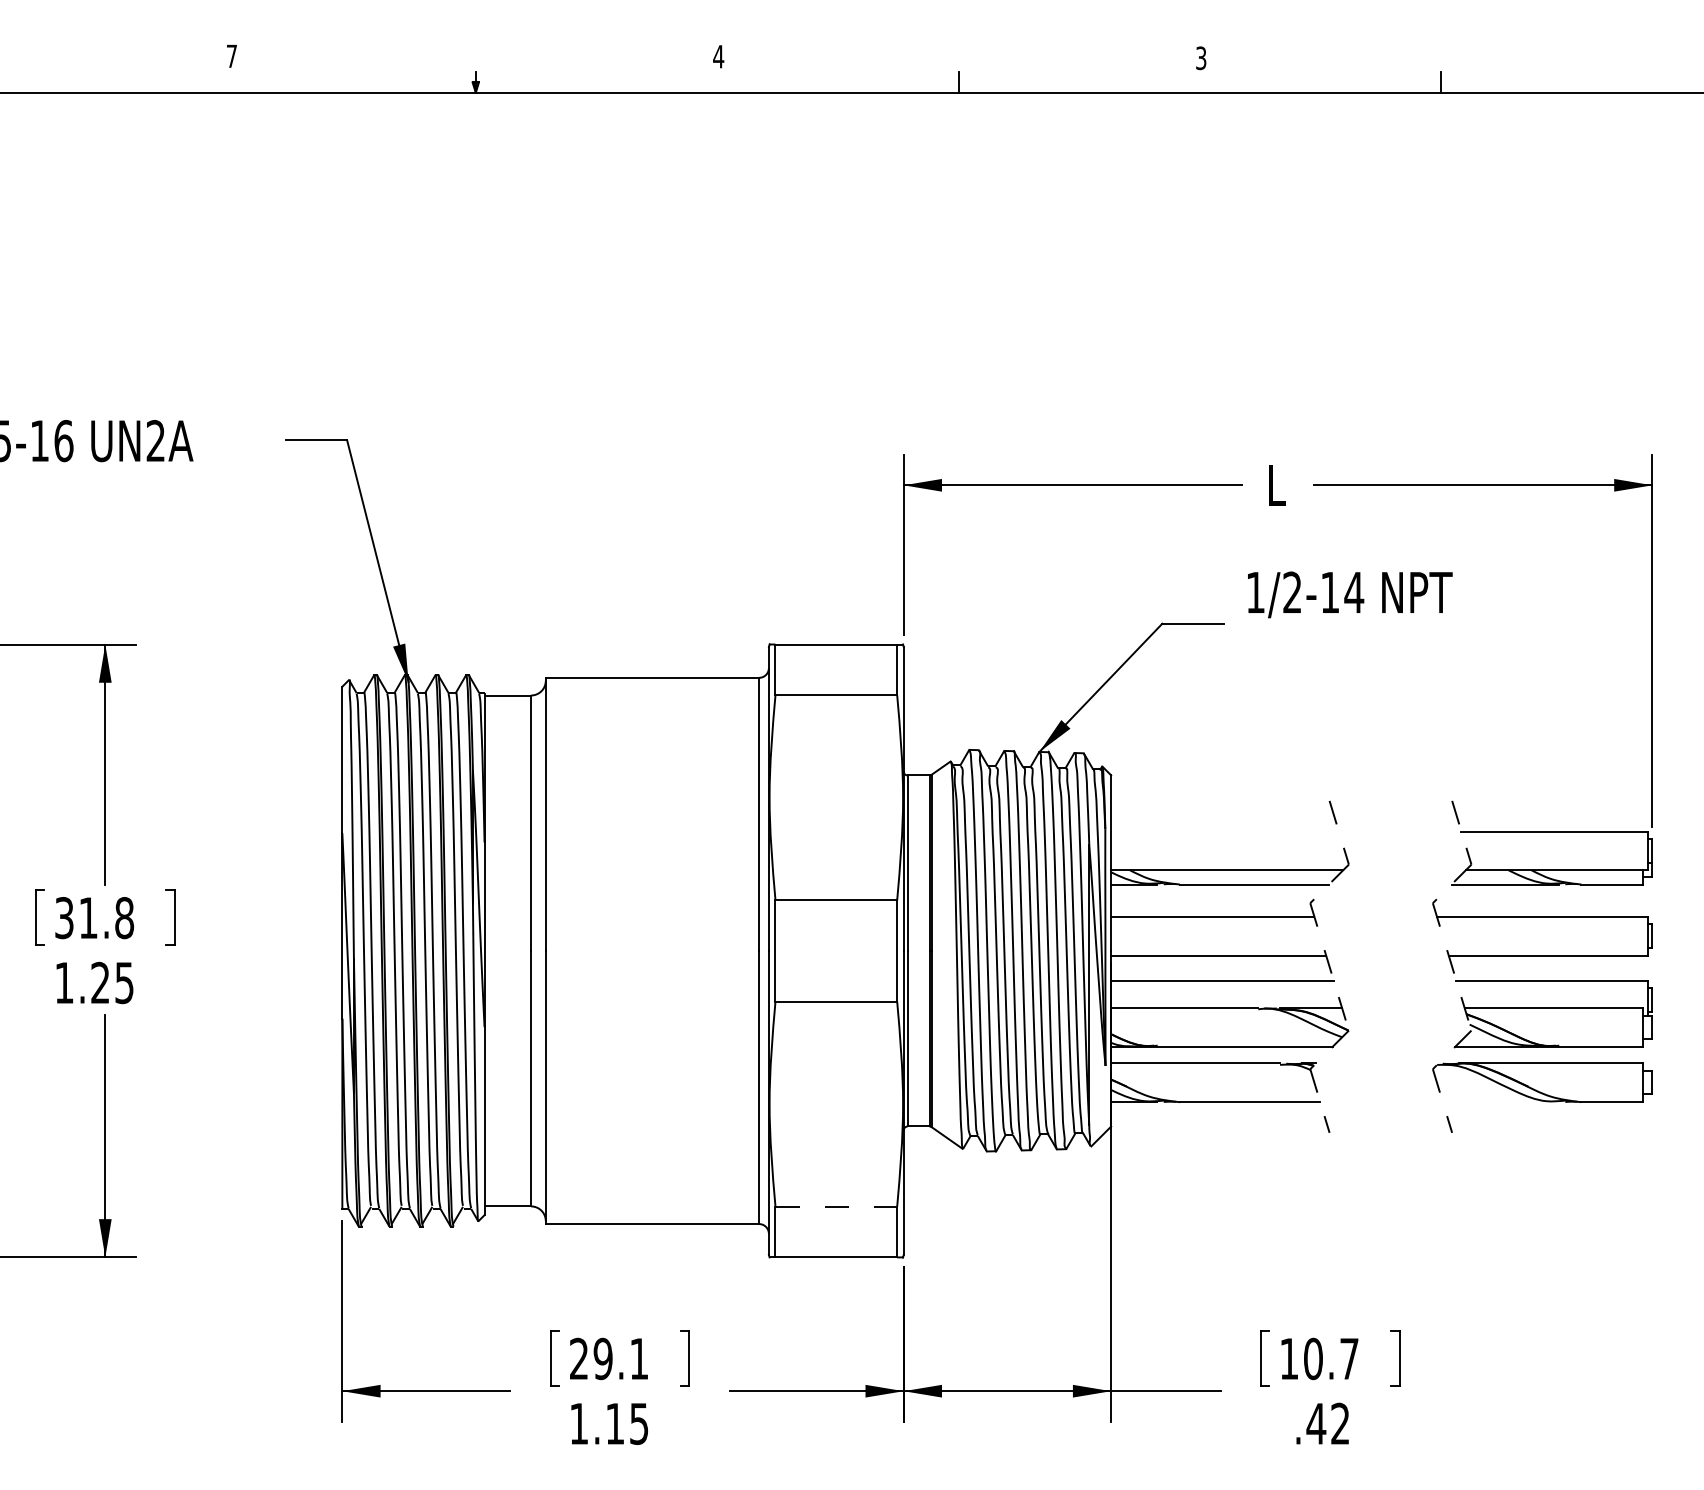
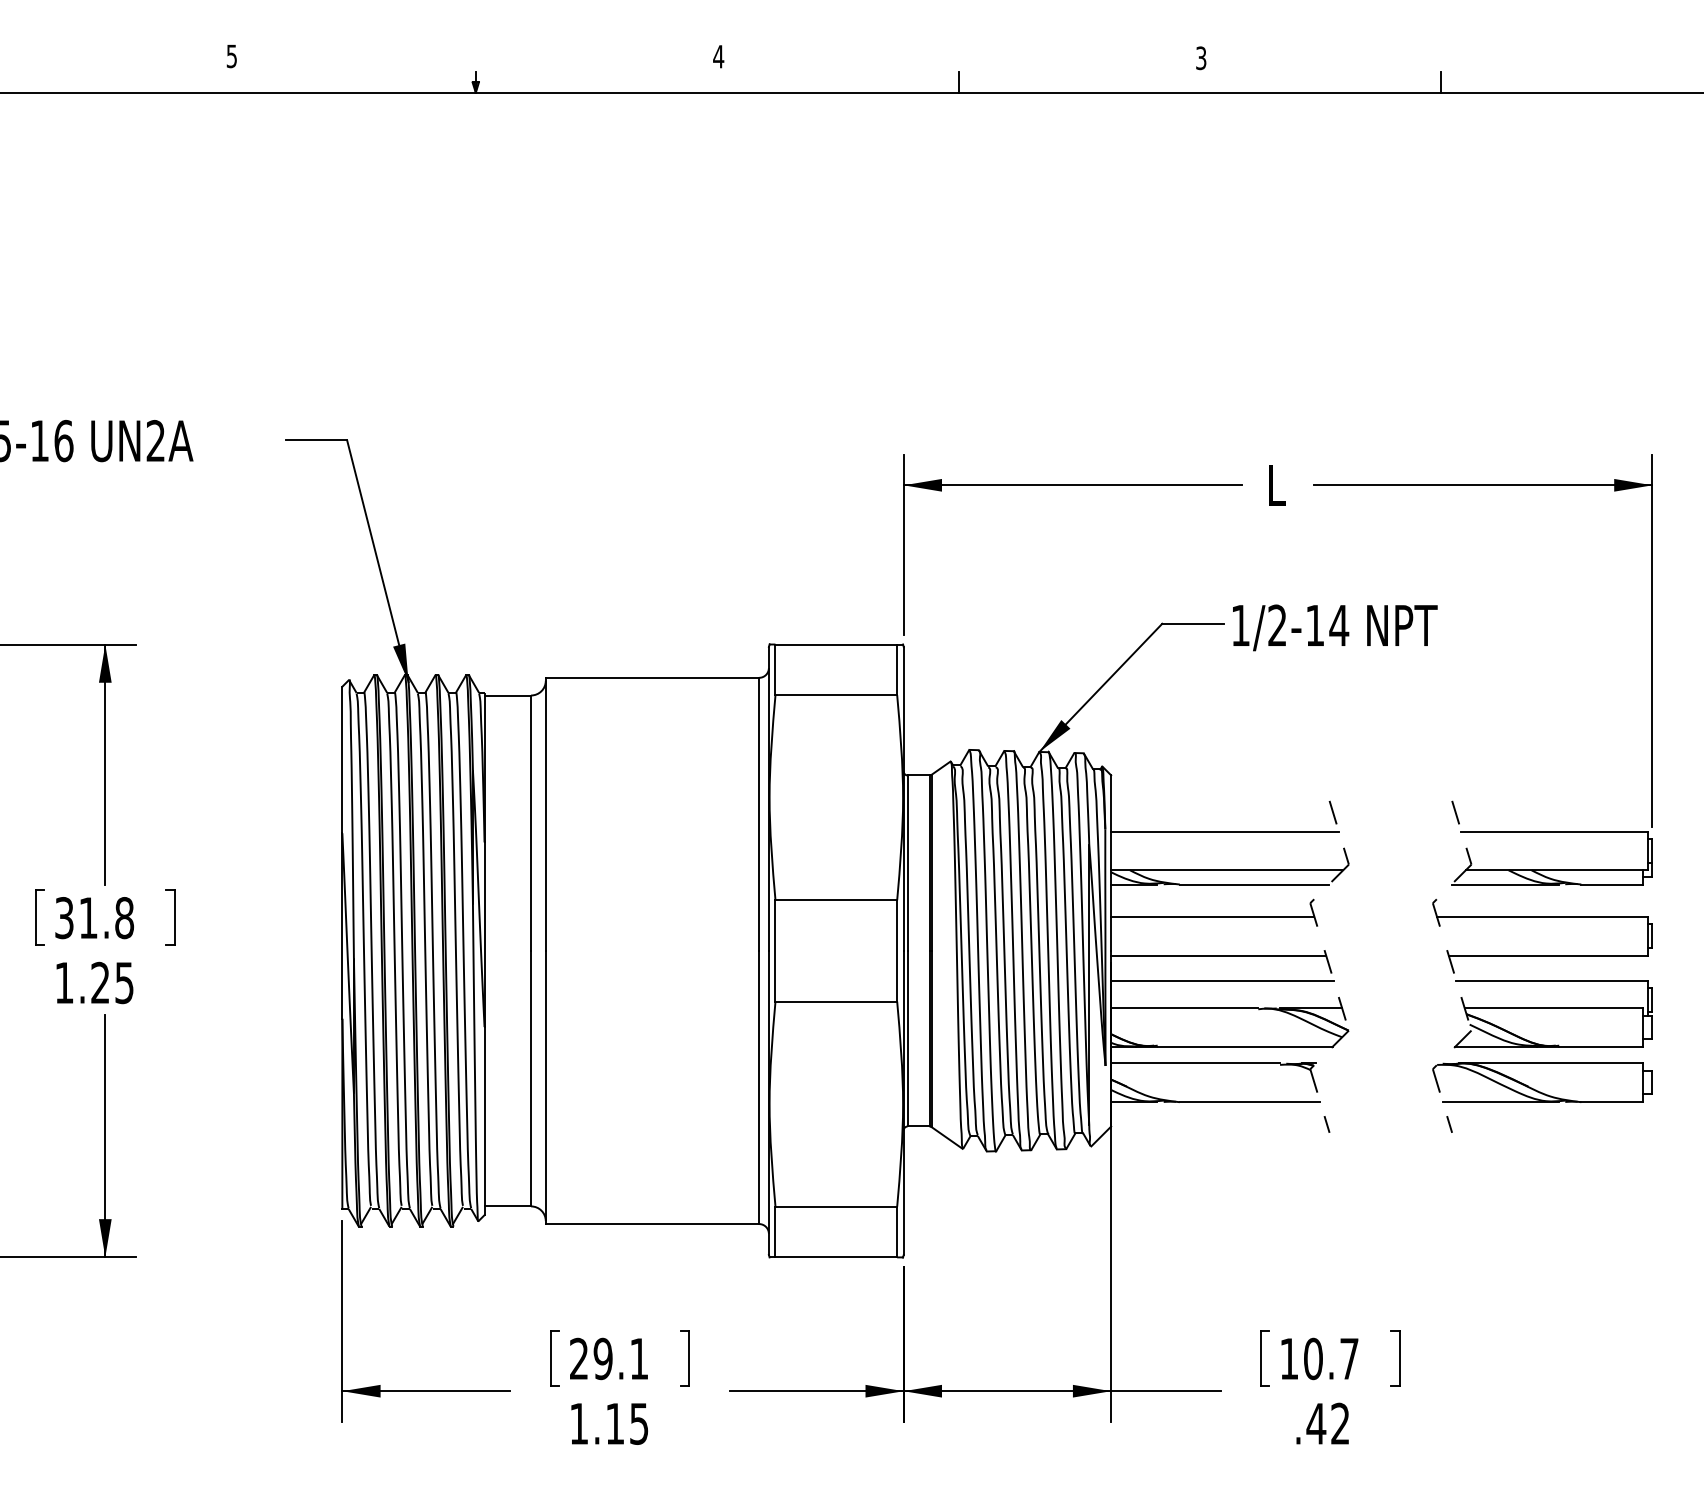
text: 7 -> 5 (231, 56)
text position: (1350, 594) -> (1335, 627) (1335, 627)
line: none -> present (1224, 831)
line: none -> present (1500, 1102)
line: dashed -> solid (836, 1206)
